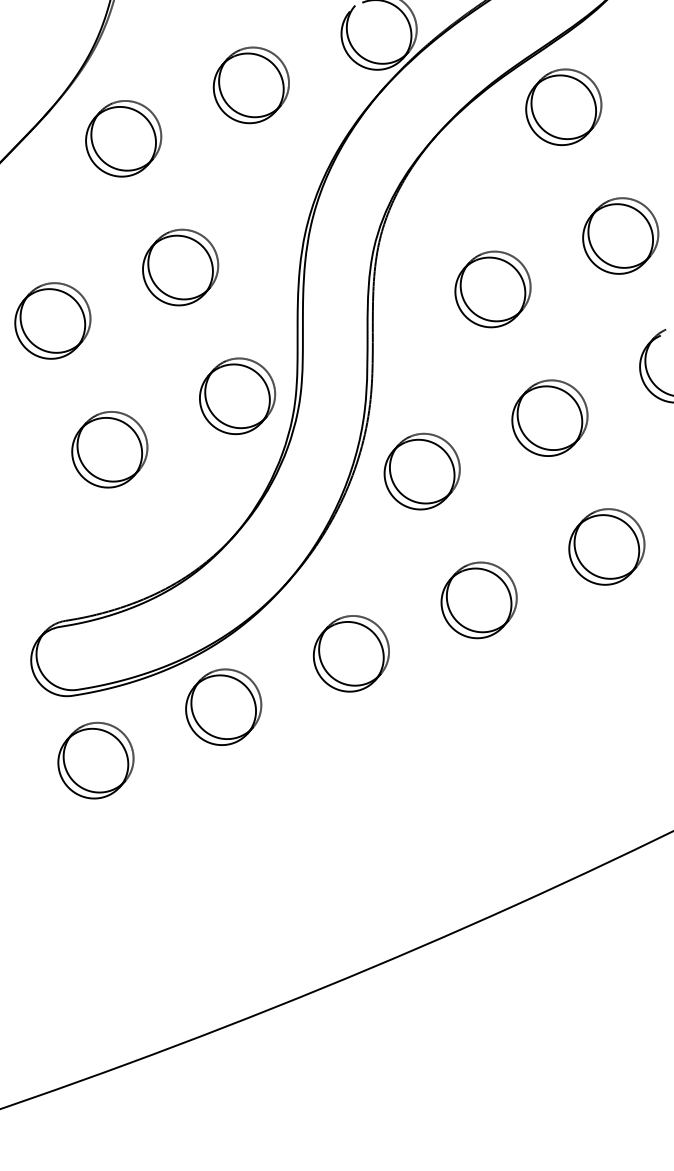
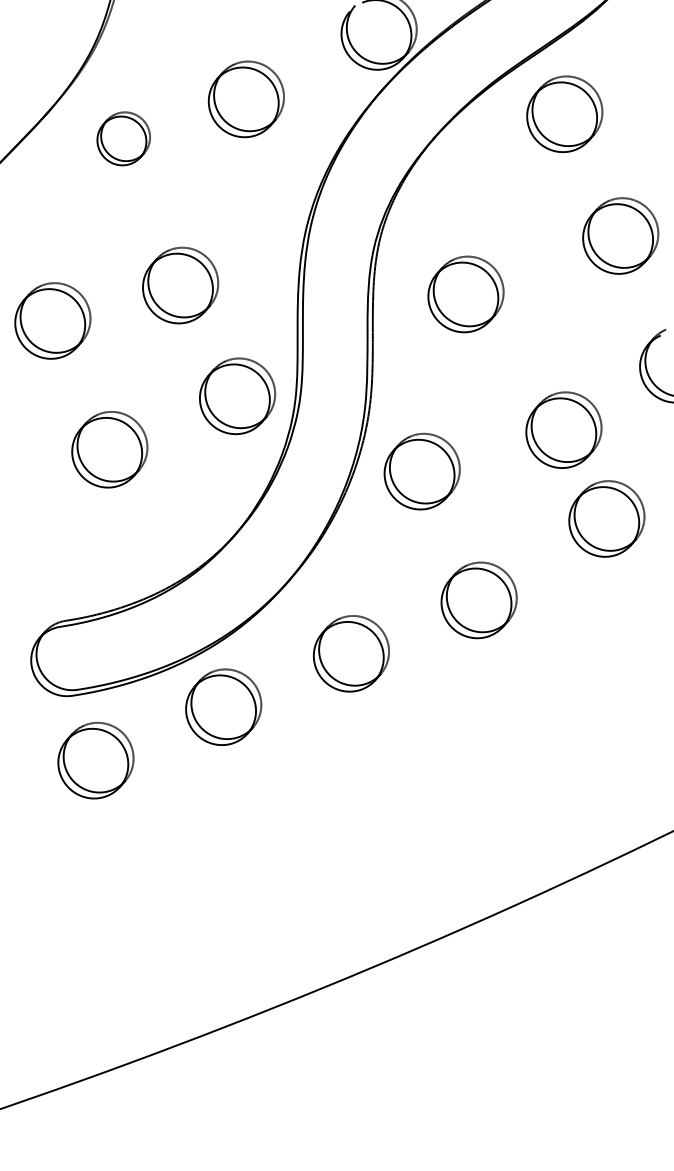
part position: (250, 85) -> (245, 99) (245, 99)
part position: (563, 106) -> (564, 113) (564, 113)
part size: 78x78 px -> 55x56 px (123, 138)
part position: (180, 267) -> (180, 285) (180, 285)
part position: (492, 289) -> (465, 294) (465, 294)
part position: (549, 417) -> (563, 429) (563, 429)
part position: (606, 546) -> (606, 518) (606, 518)
